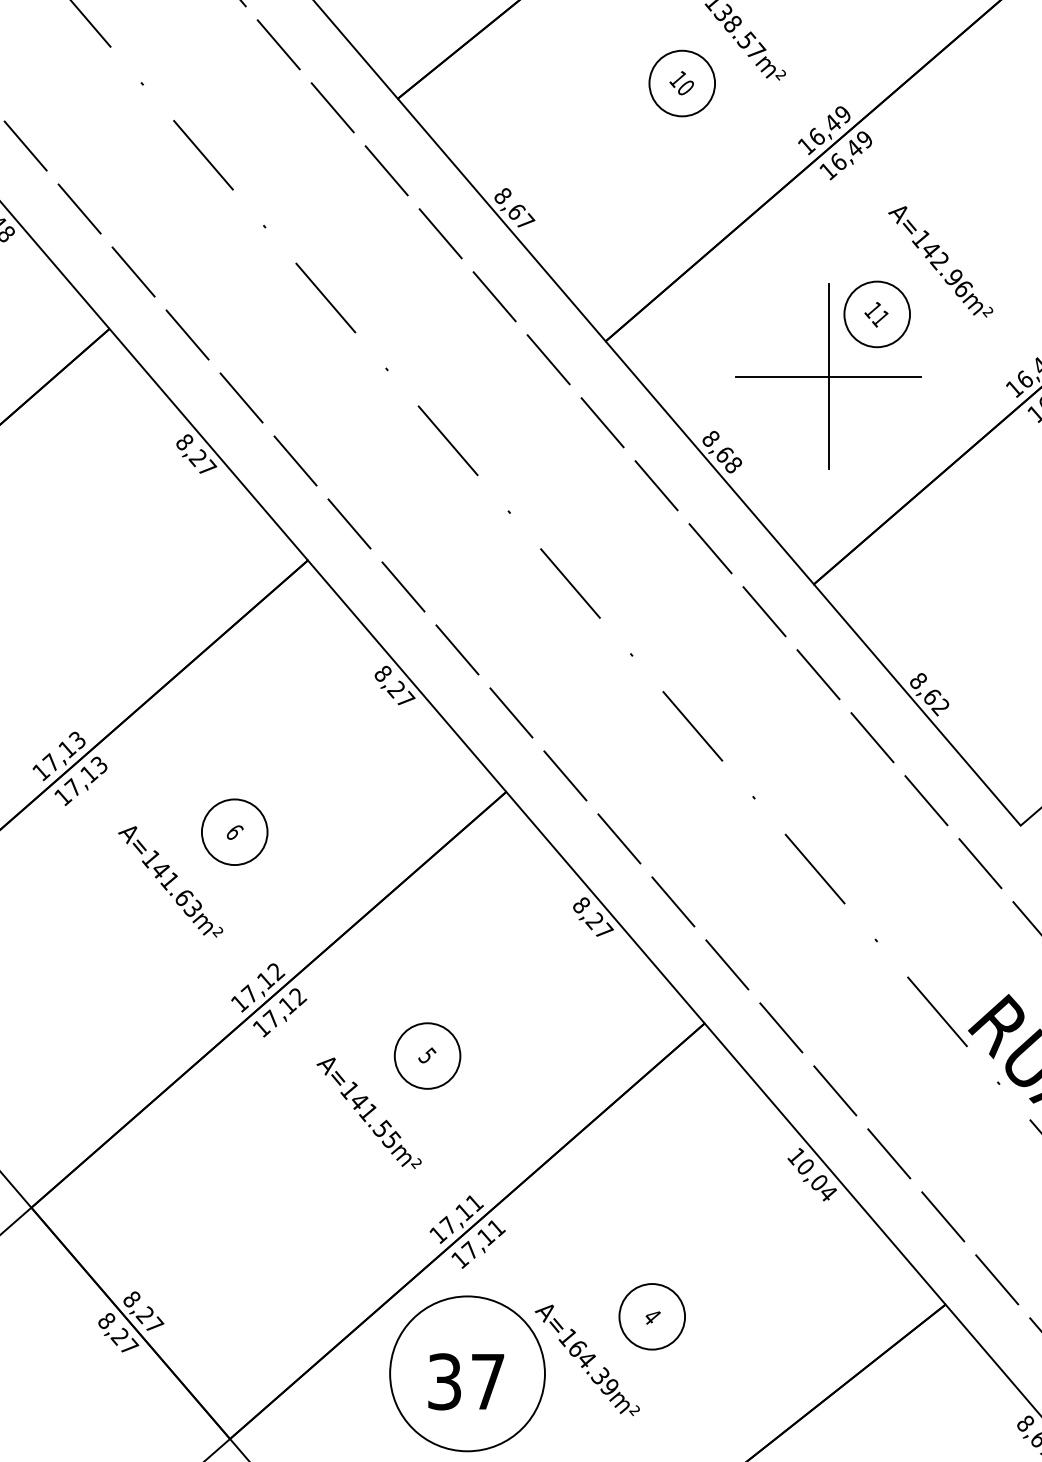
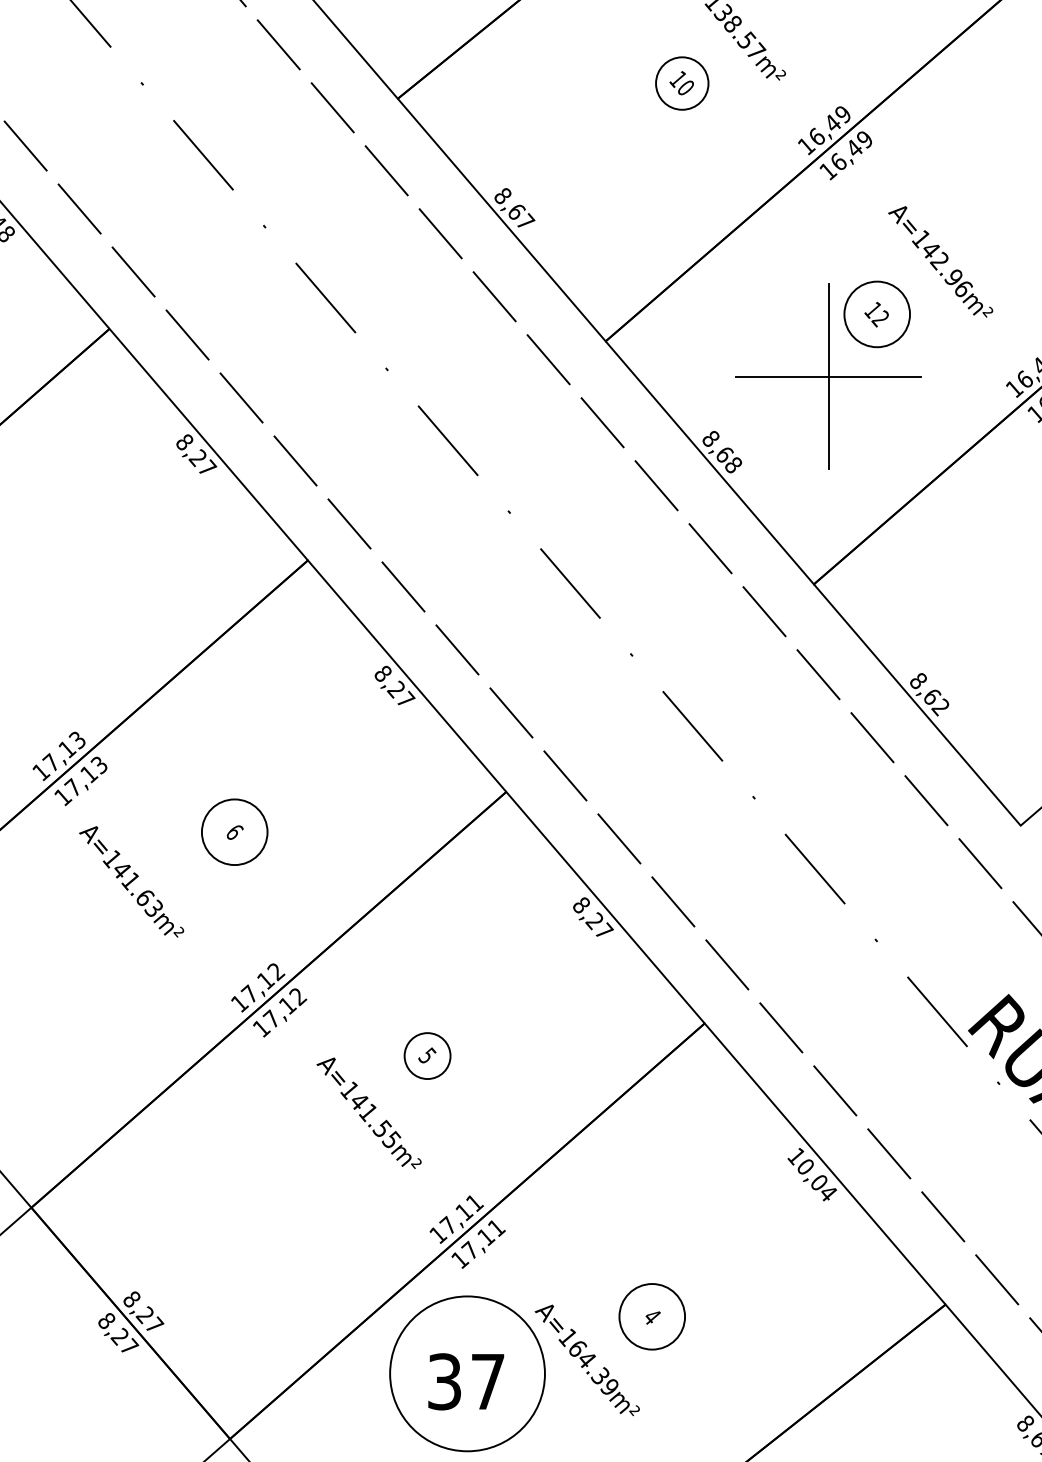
circle diameter: 66 px -> 52 px (682, 83)
text: 11 -> 12 (879, 318)
text position: (170, 881) -> (131, 881) (131, 881)
circle diameter: 66 px -> 46 px (427, 1056)
